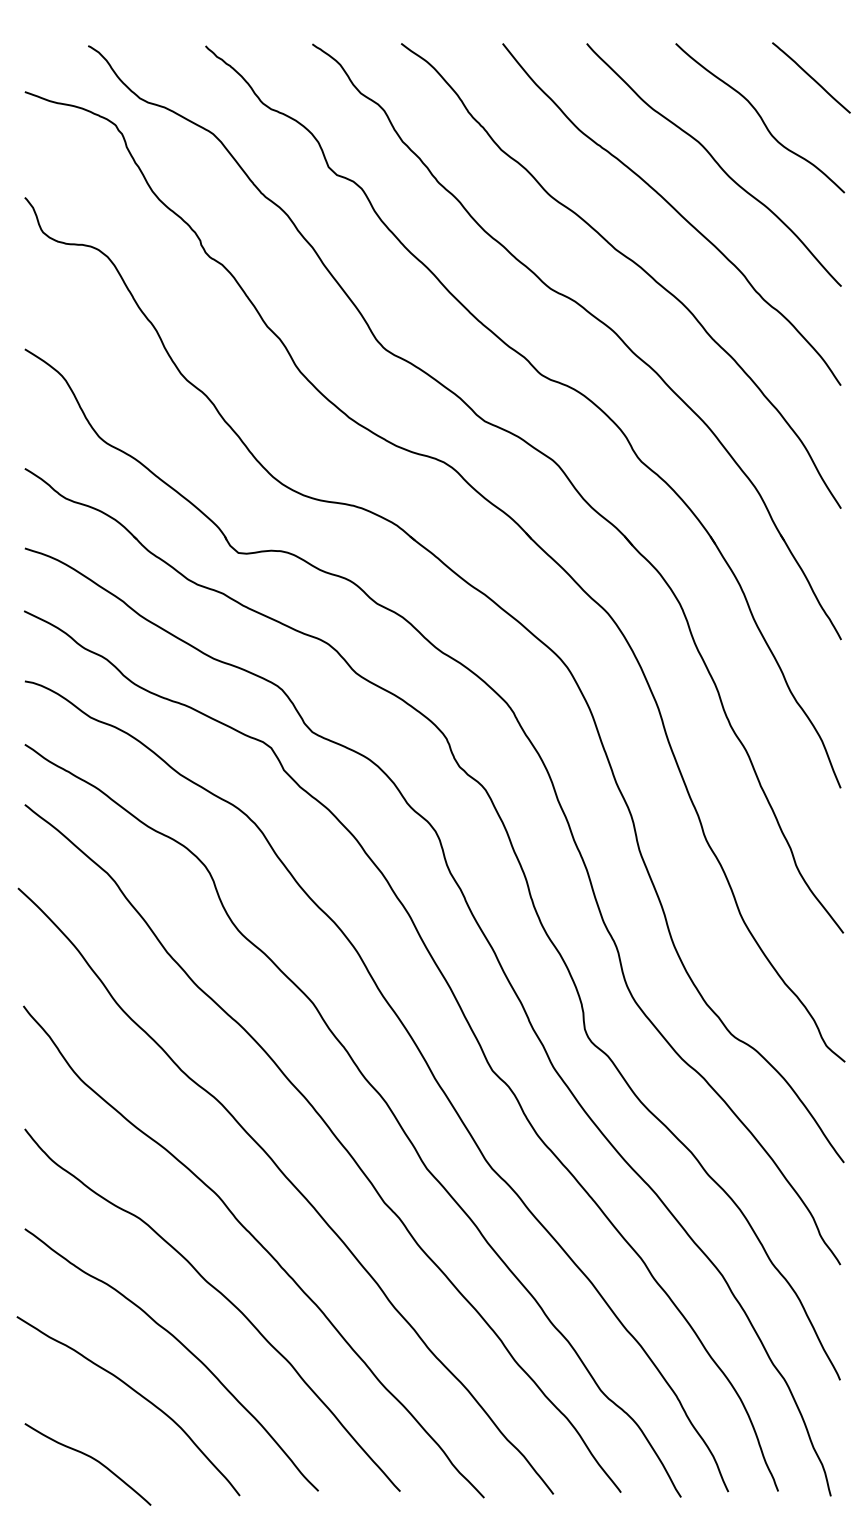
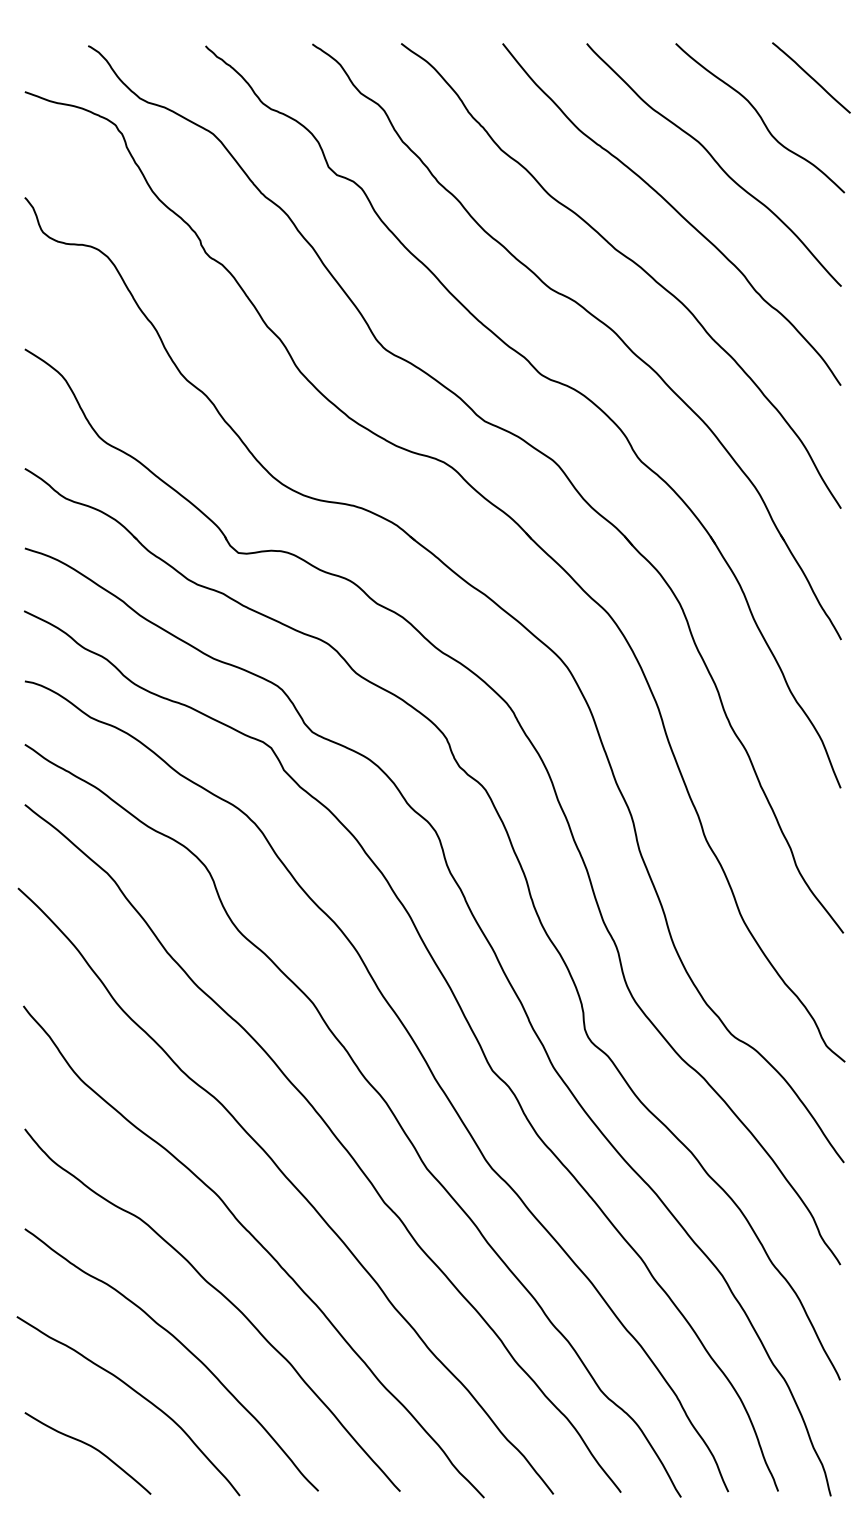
curve position: (92, 1459) -> (92, 1448) (92, 1448)
